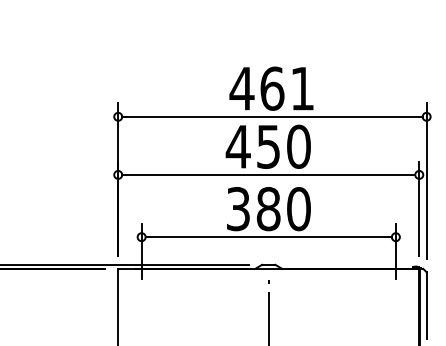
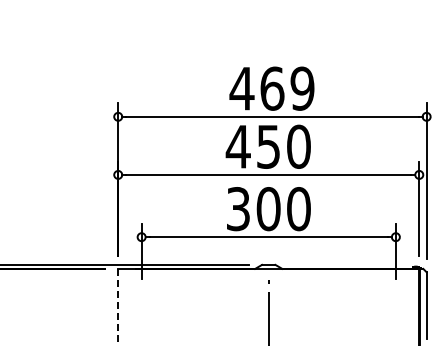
text: 461 -> 469 (302, 88)
text: 380 -> 300 (268, 209)
line: solid -> dashed (118, 307)
